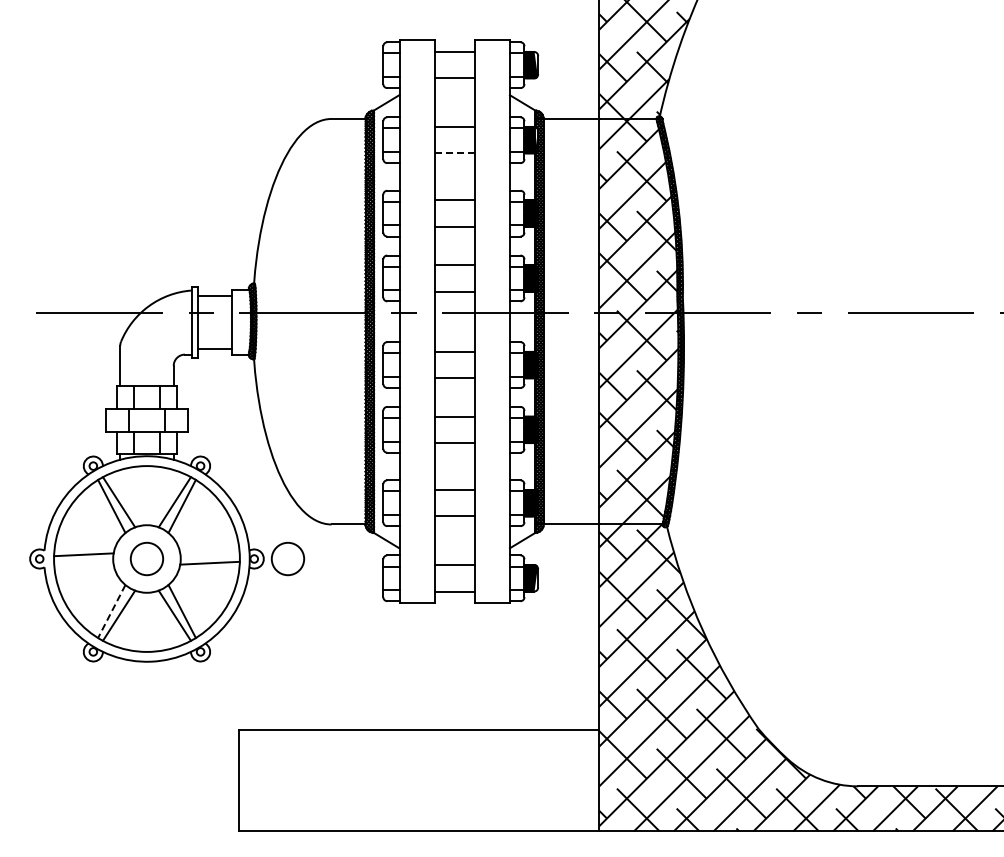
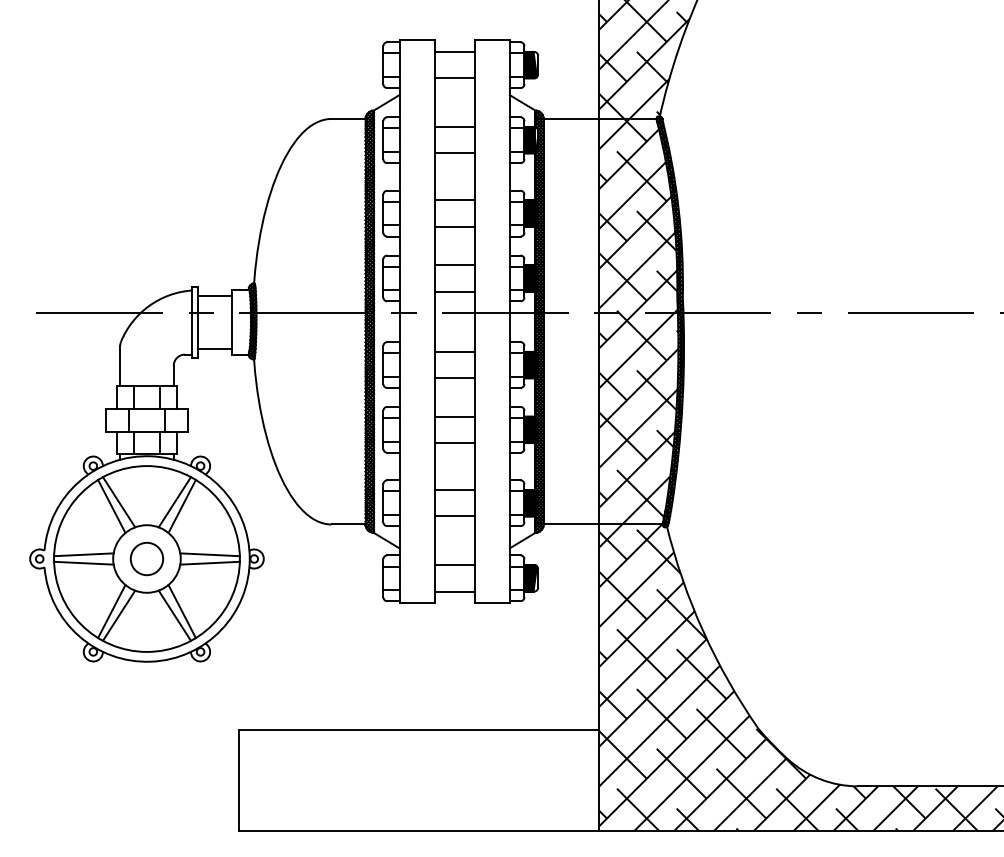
line: dashed -> solid (455, 153)
line: none -> present (209, 554)
circle: present -> none (287, 558)
line: none -> present (83, 562)
line: dashed -> solid (111, 611)
